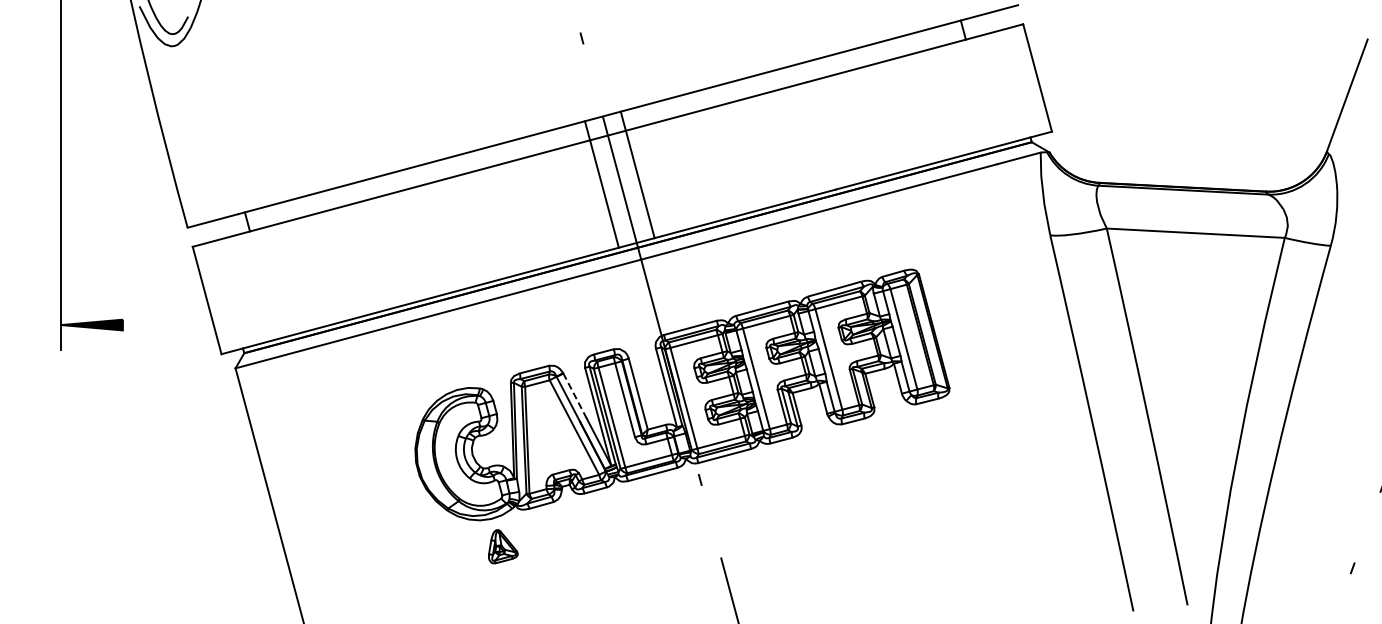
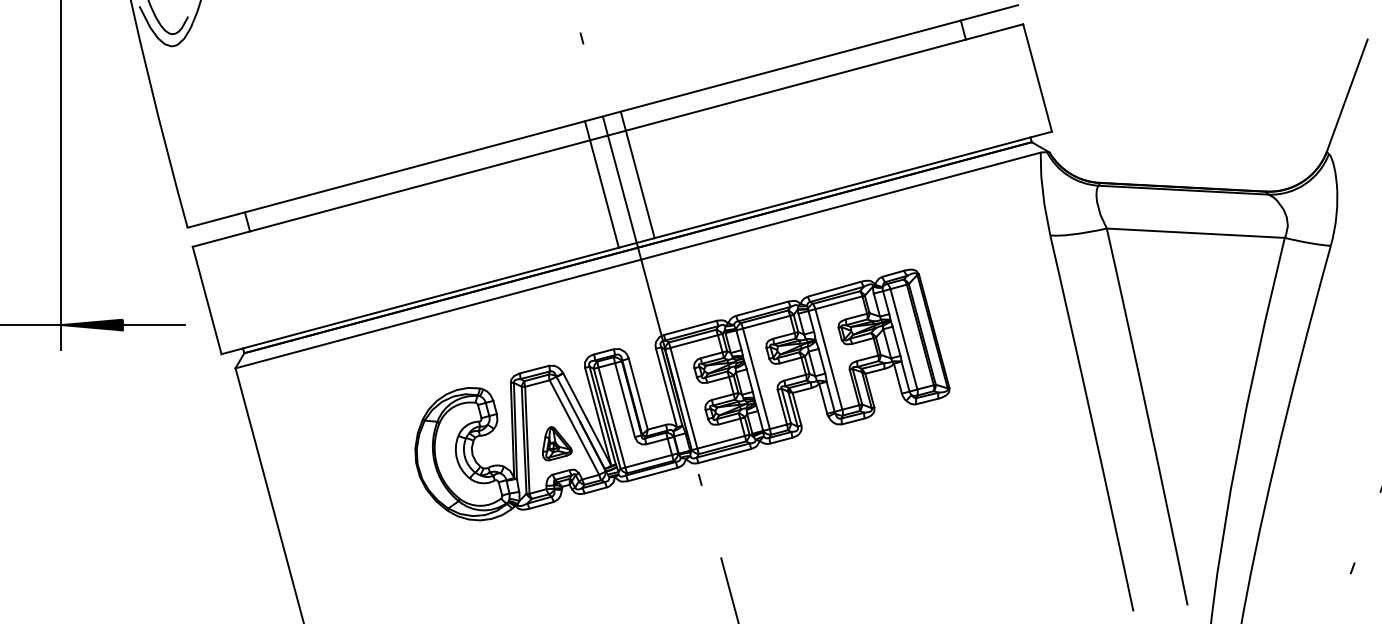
line: none -> present (31, 325)
line: none -> present (153, 325)
line: dashed -> solid (574, 395)
part position: (503, 546) -> (557, 443) (557, 443)
